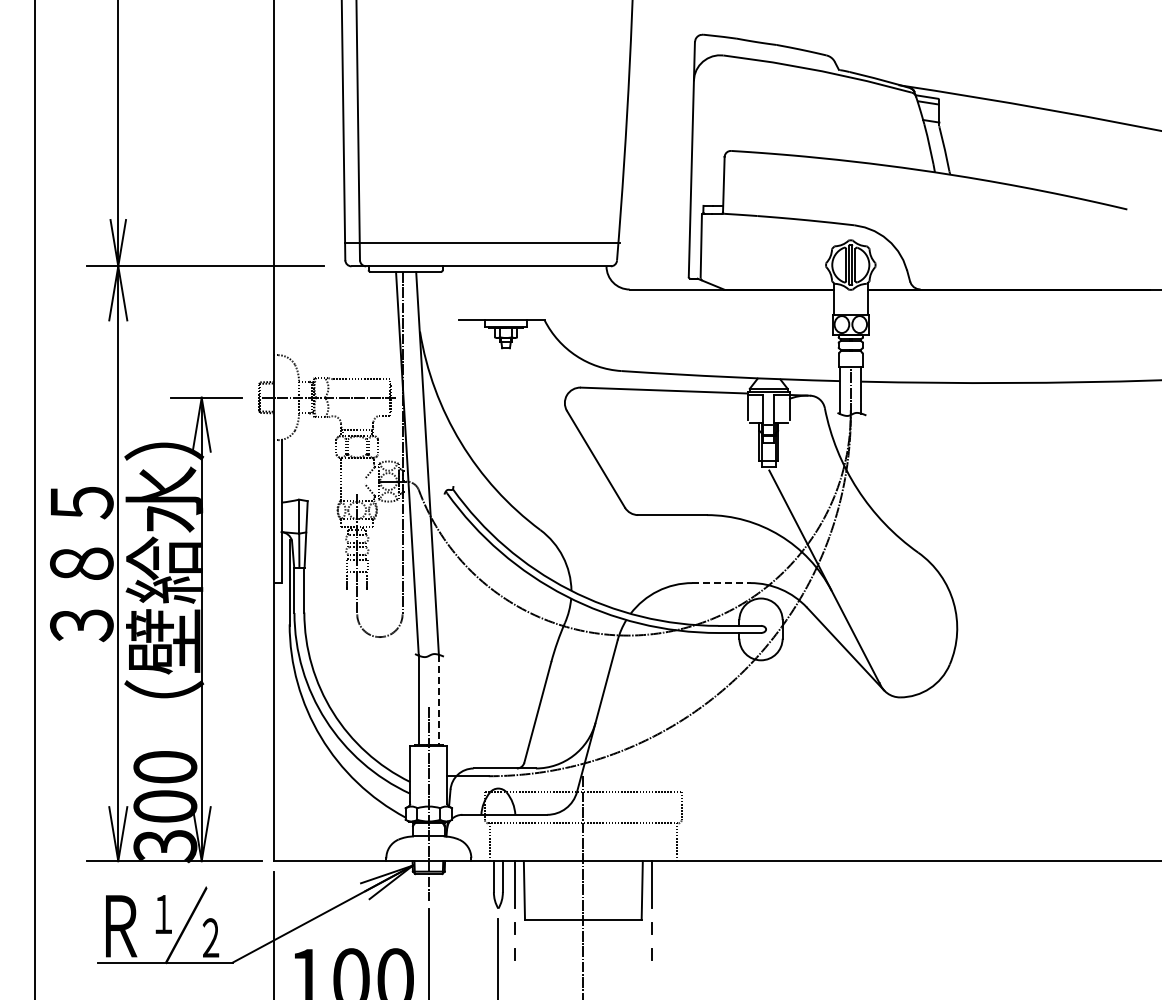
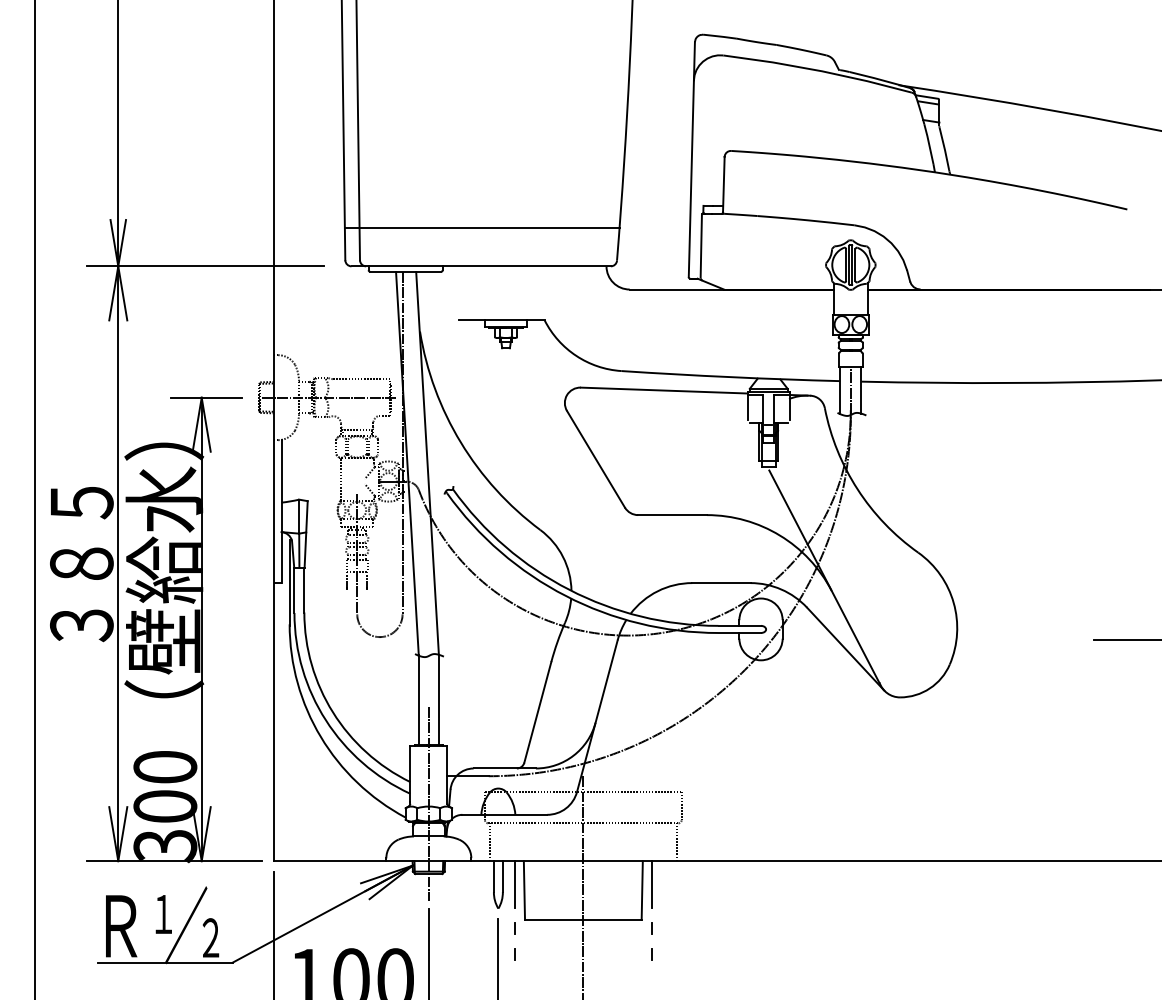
line position: (481, 242) -> (481, 227) (481, 227)
line: dashed -> solid (721, 583)
line: none -> present (1126, 640)
line: dashed -> solid (438, 700)
